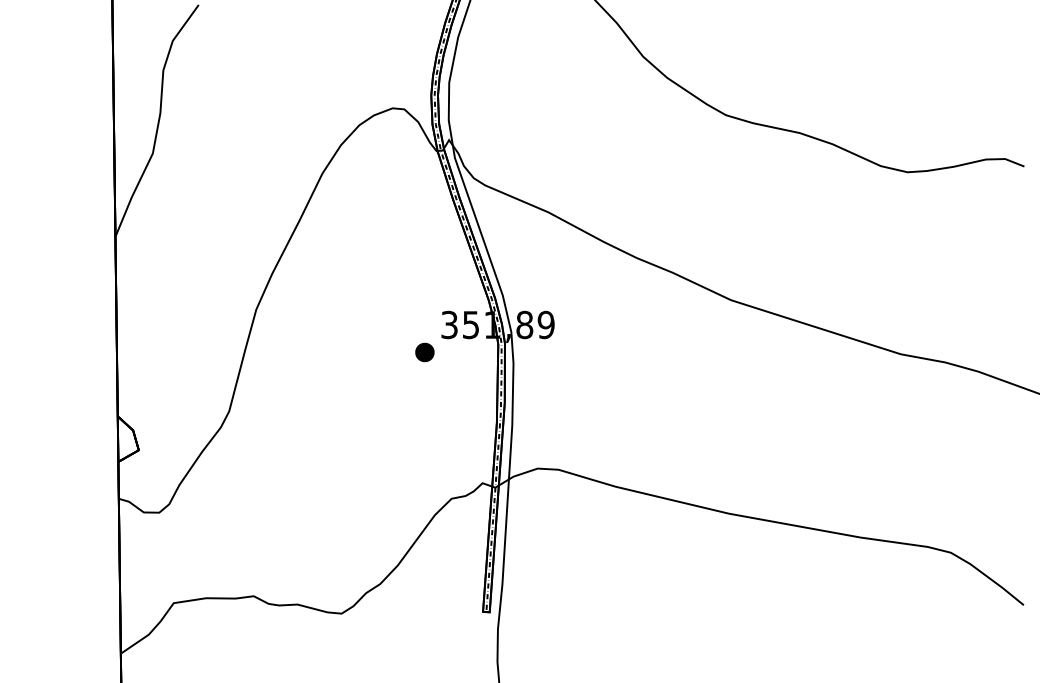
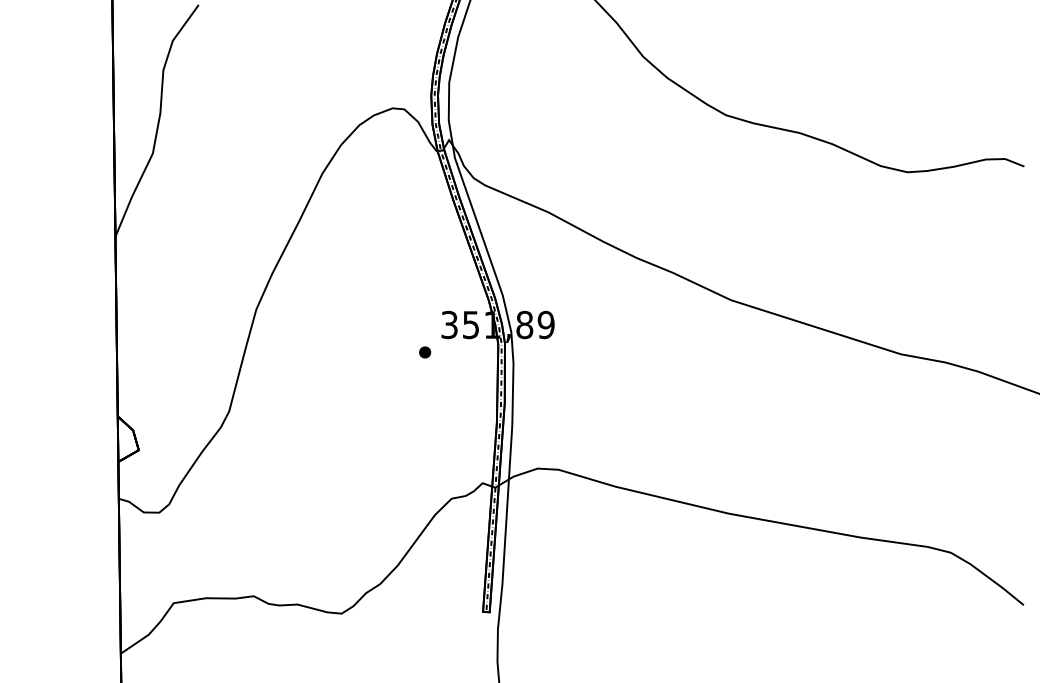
part size: 20x21 px -> 13x13 px (425, 352)
